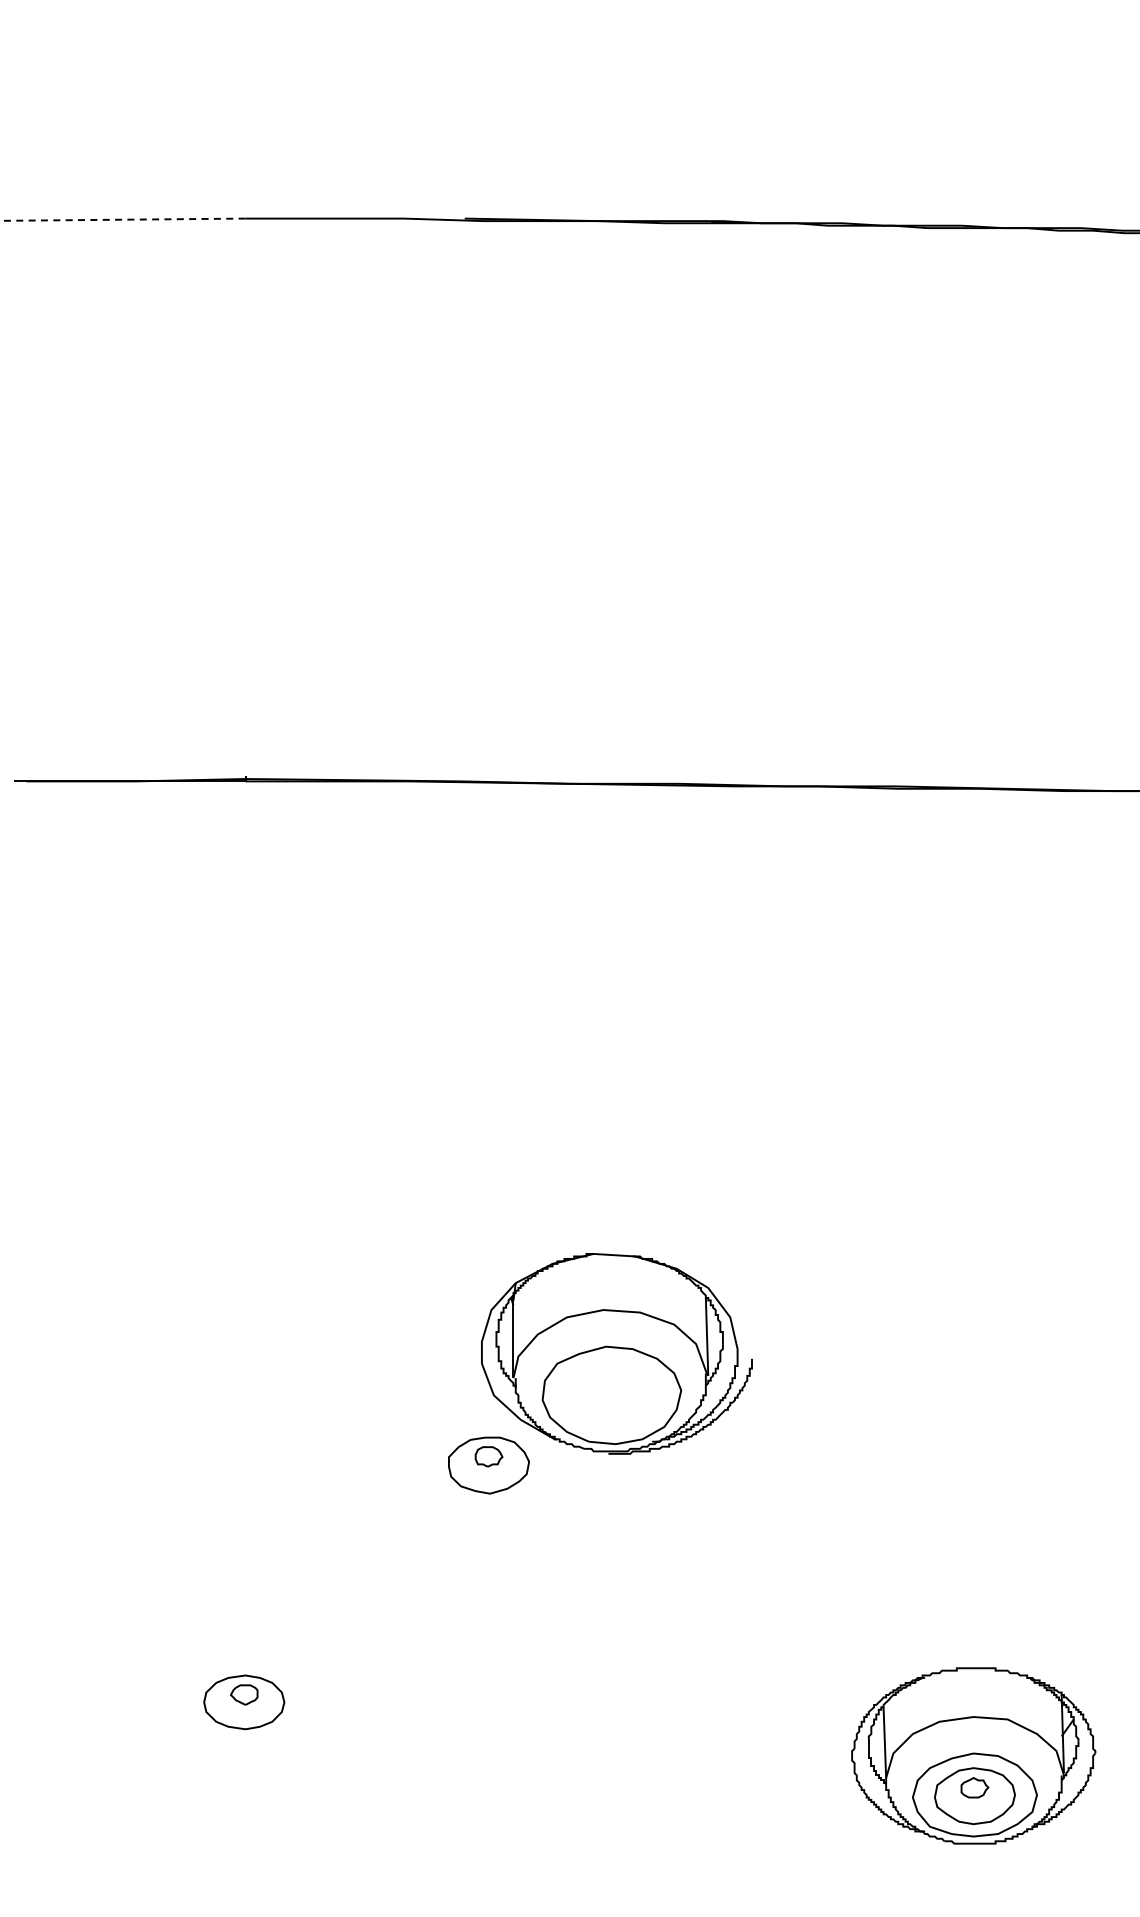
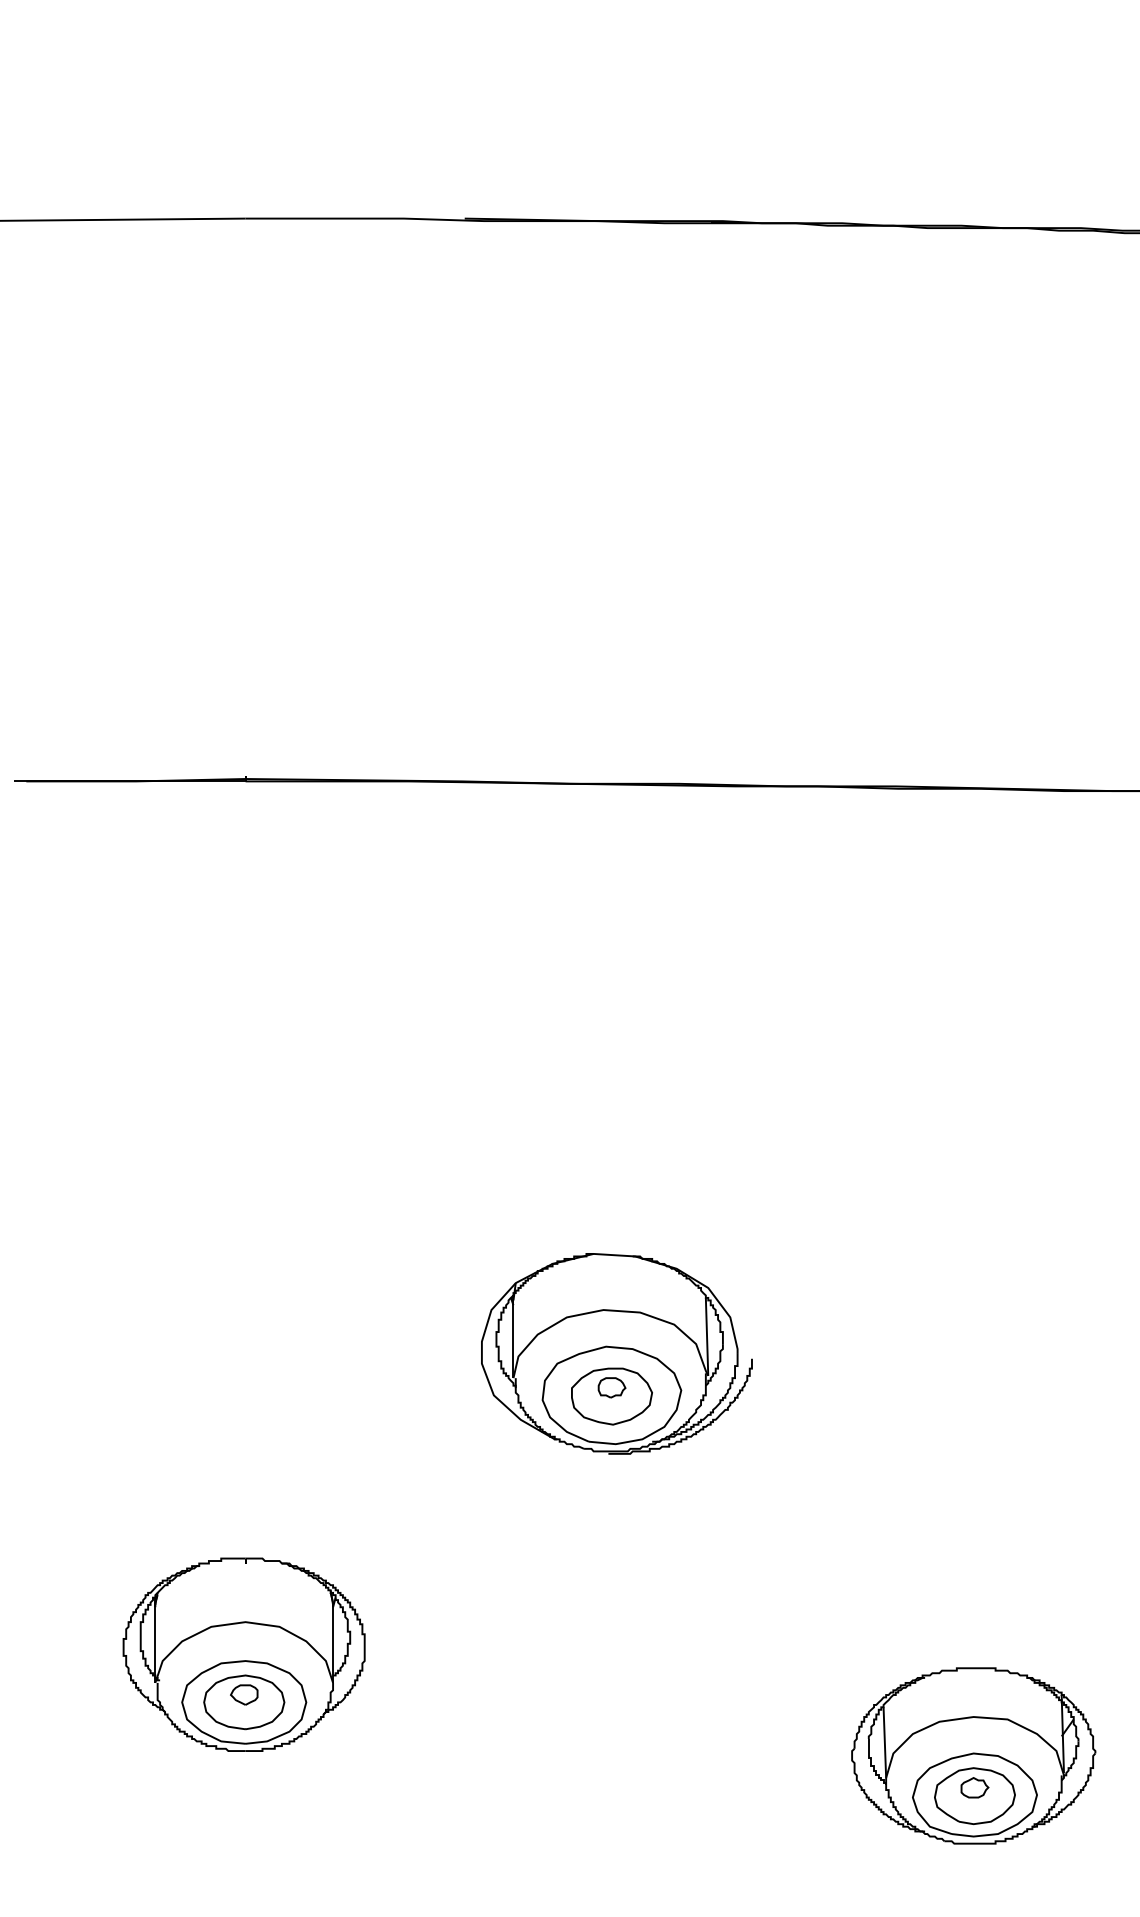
line: dashed -> solid (122, 219)
part position: (488, 1465) -> (611, 1396) (611, 1396)
part: none -> present (243, 1654)
